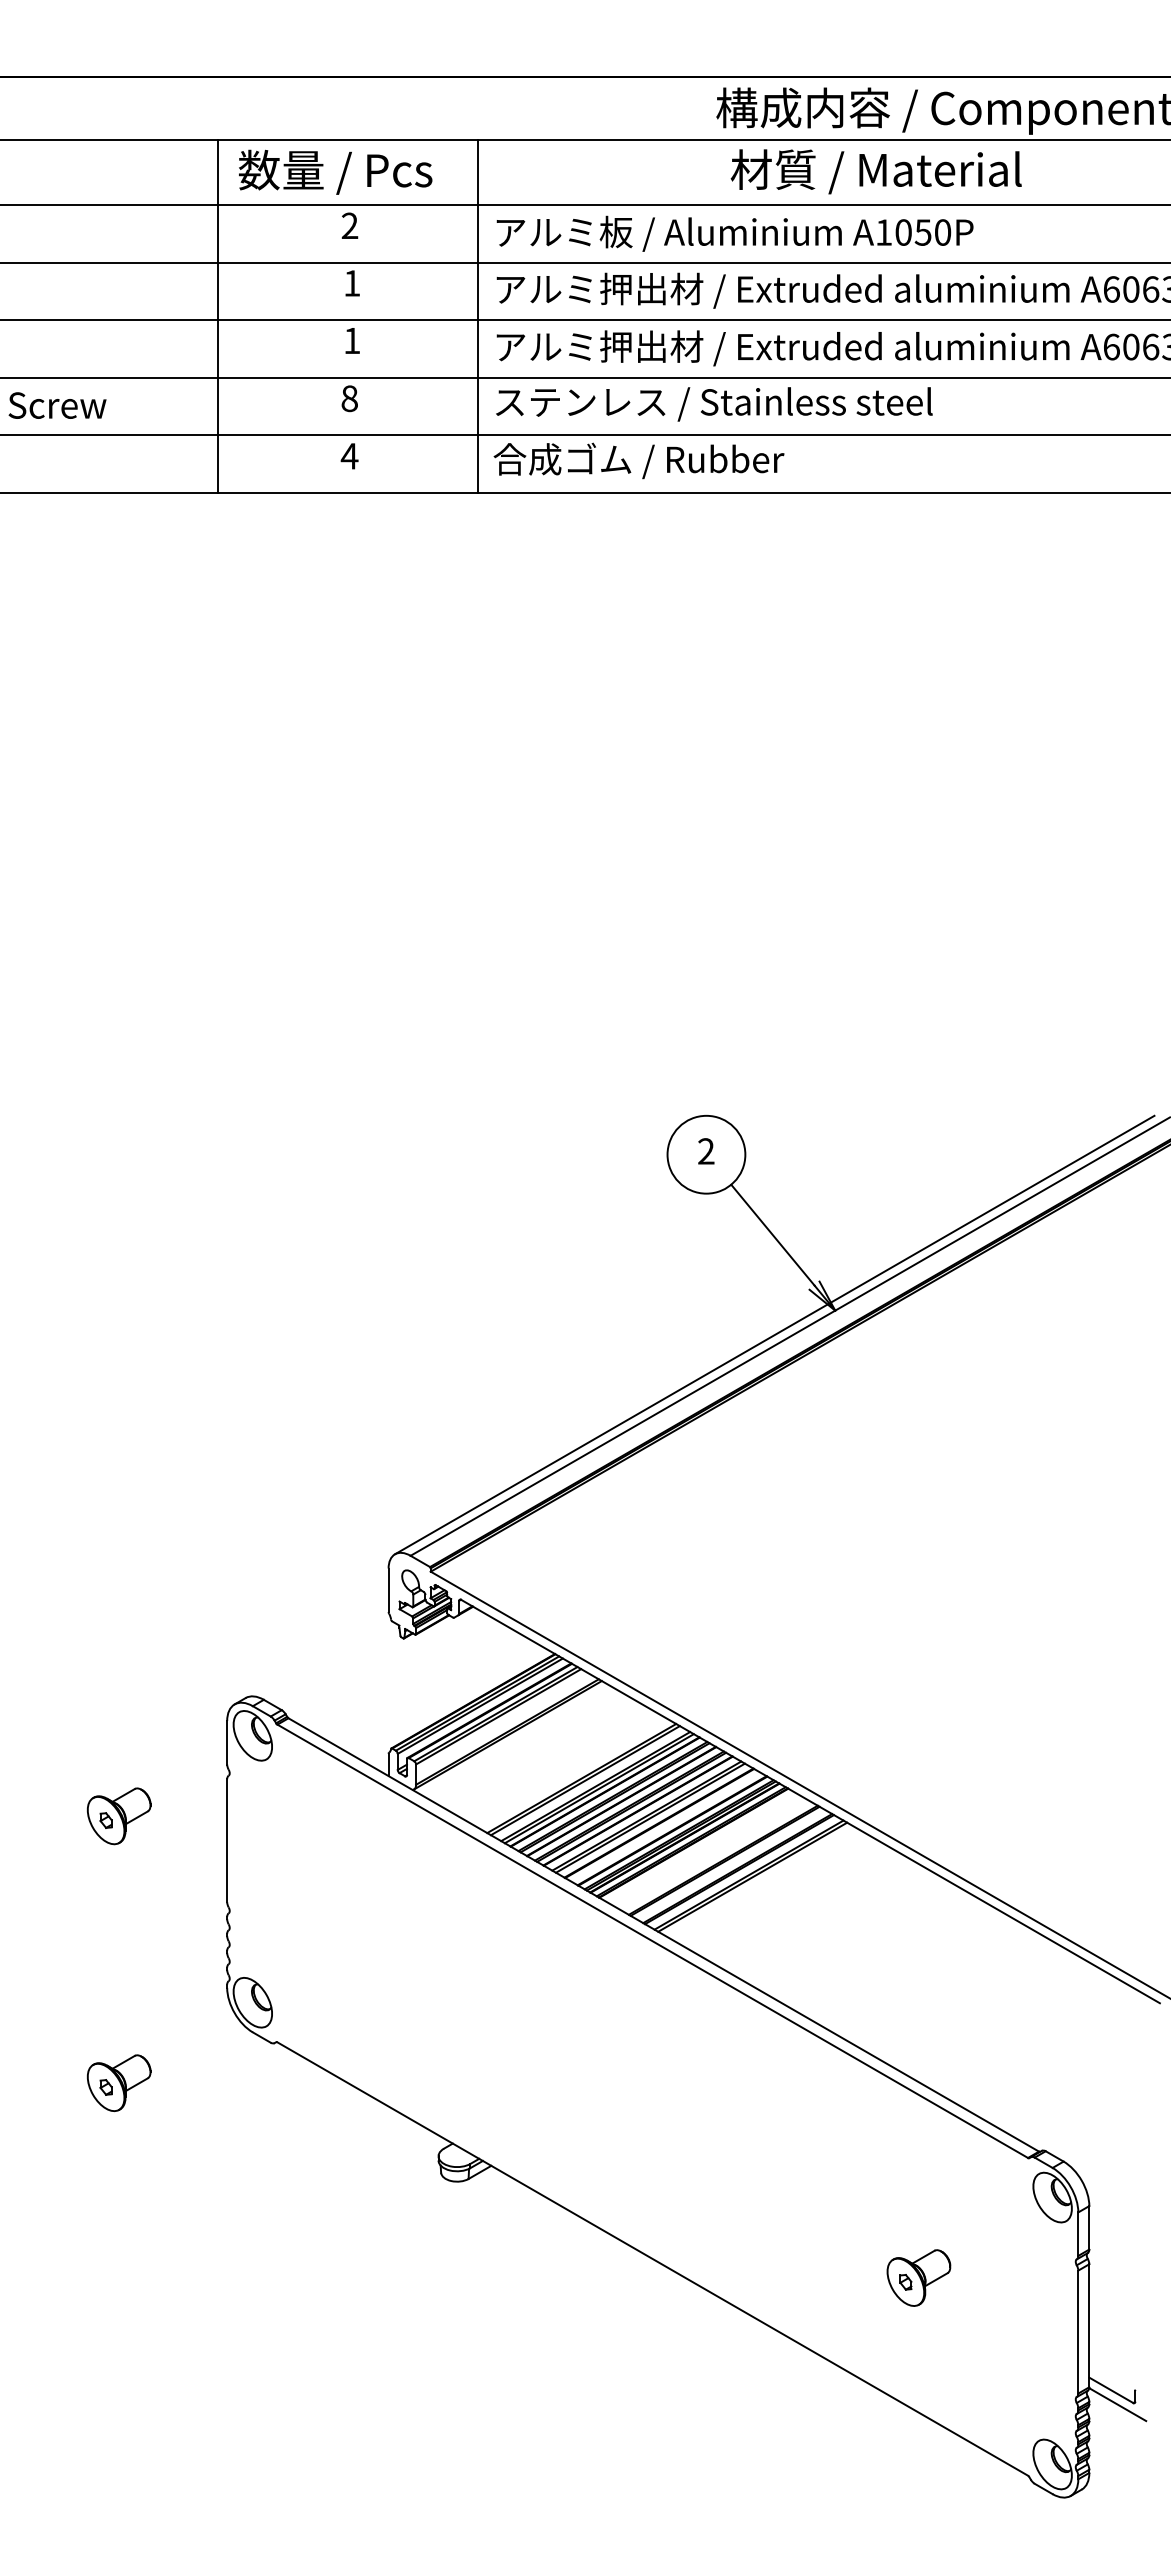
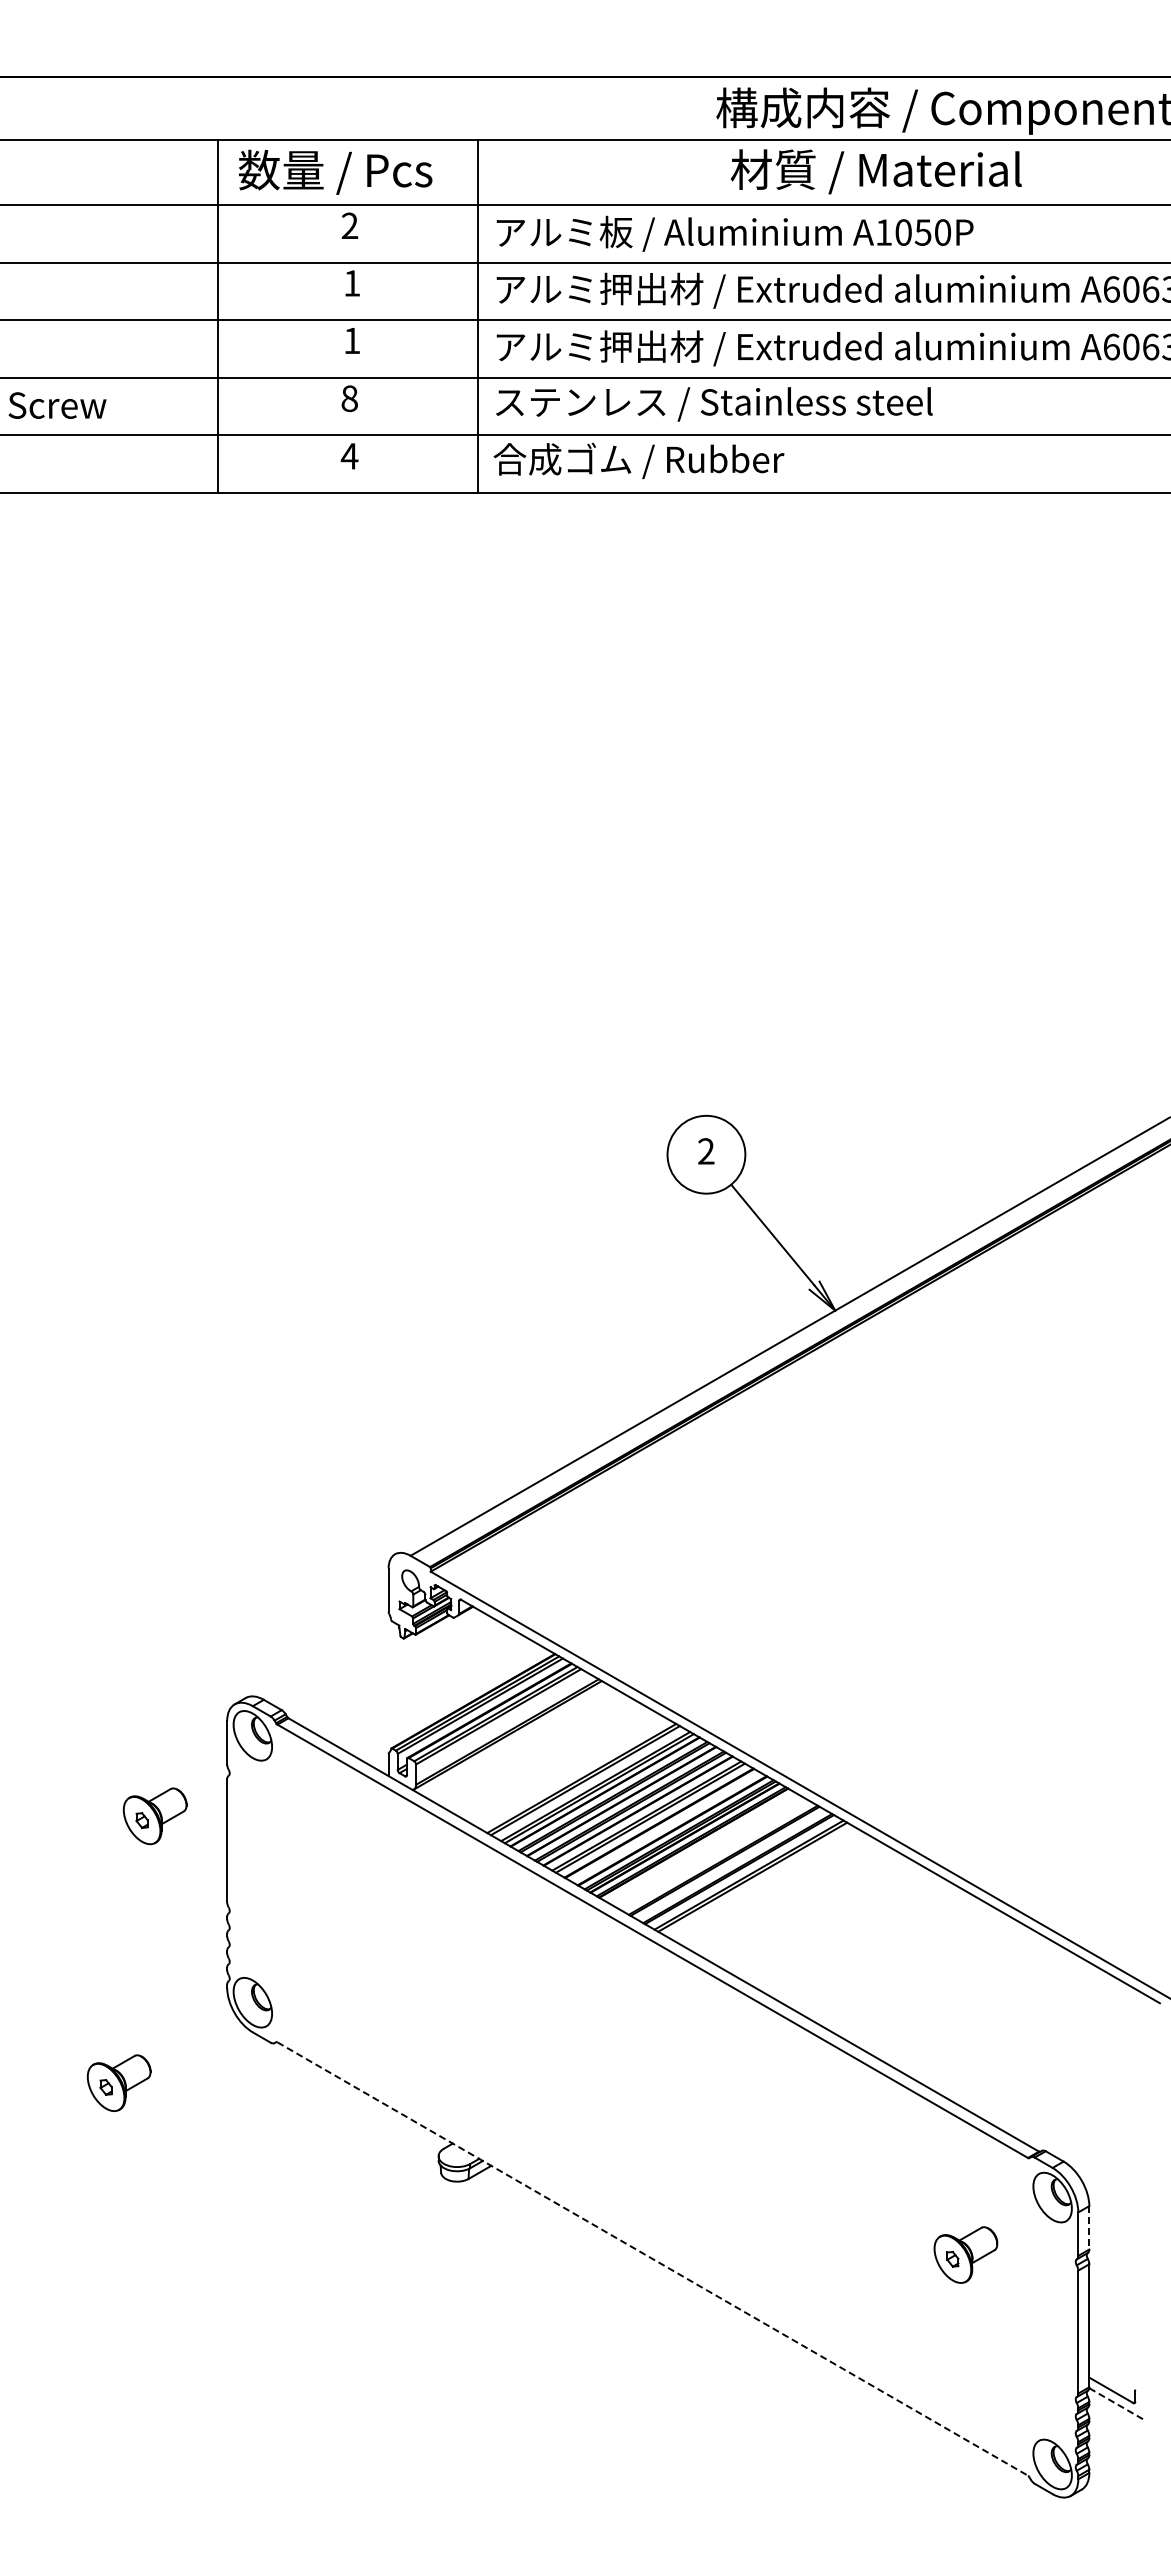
line: present -> none (774, 1334)
part position: (119, 1816) -> (155, 1816) (155, 1816)
line: solid -> dashed (1089, 2227)
line: solid -> dashed (653, 2259)
part position: (918, 2277) -> (965, 2254) (965, 2254)
line: solid -> dashed (1117, 2404)
